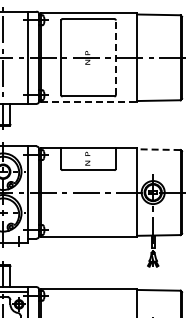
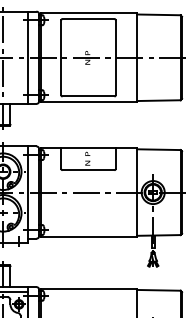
line: dashed -> solid (115, 57)
line: dashed -> solid (89, 102)
line: dashed -> solid (158, 149)
